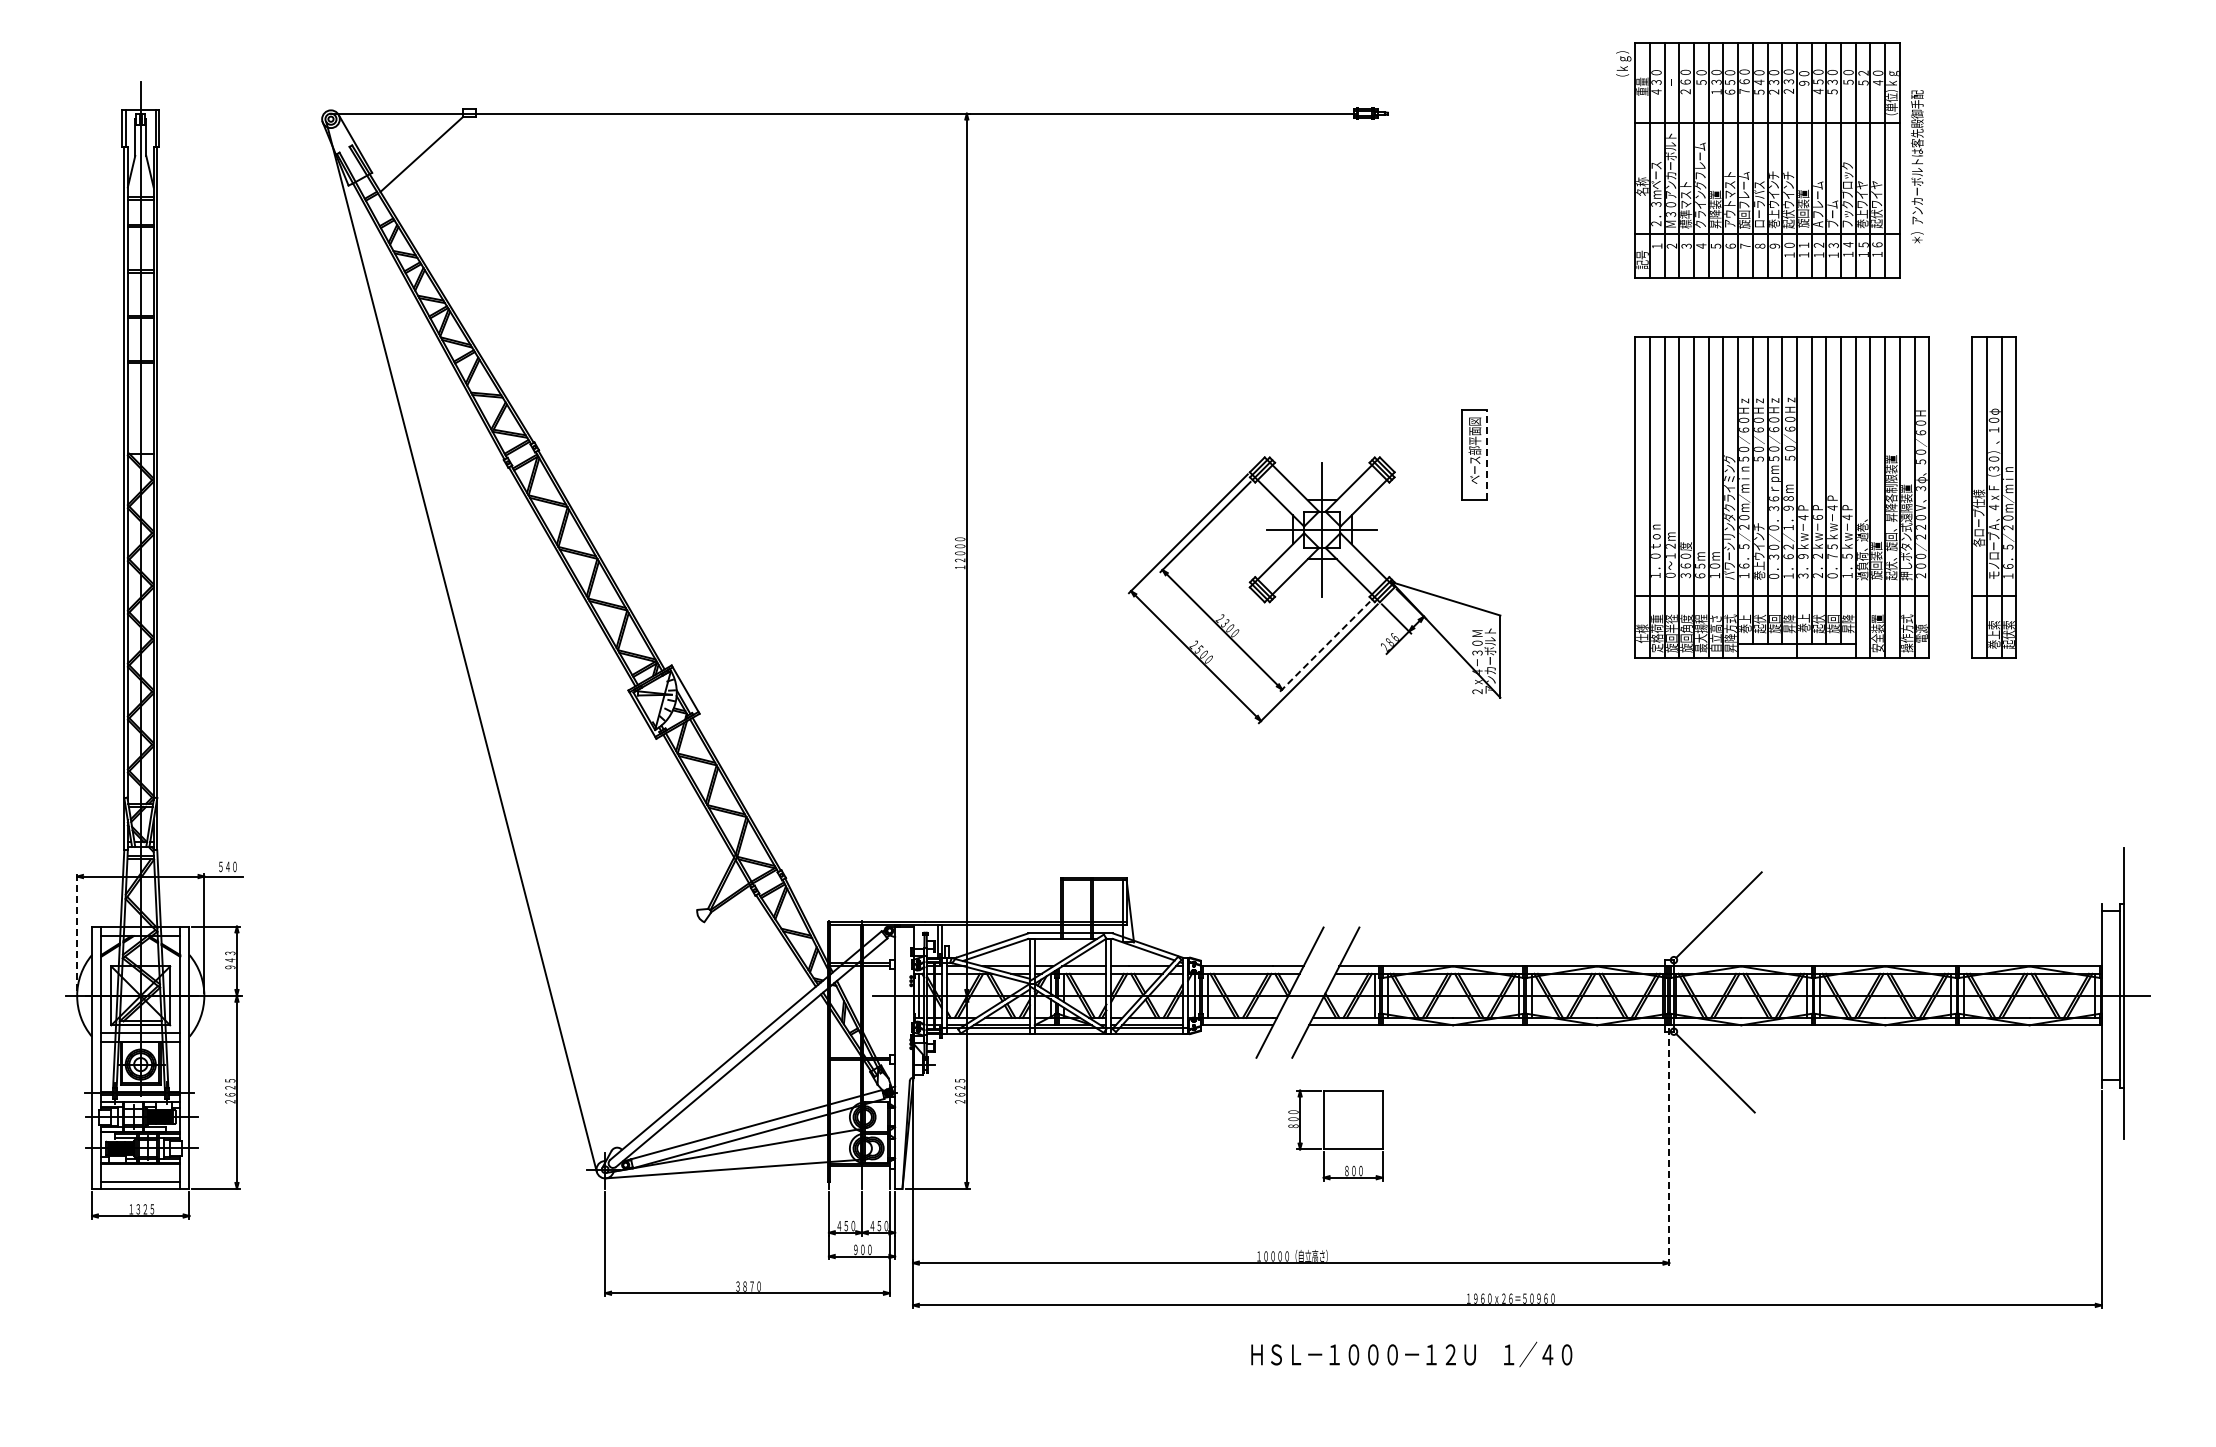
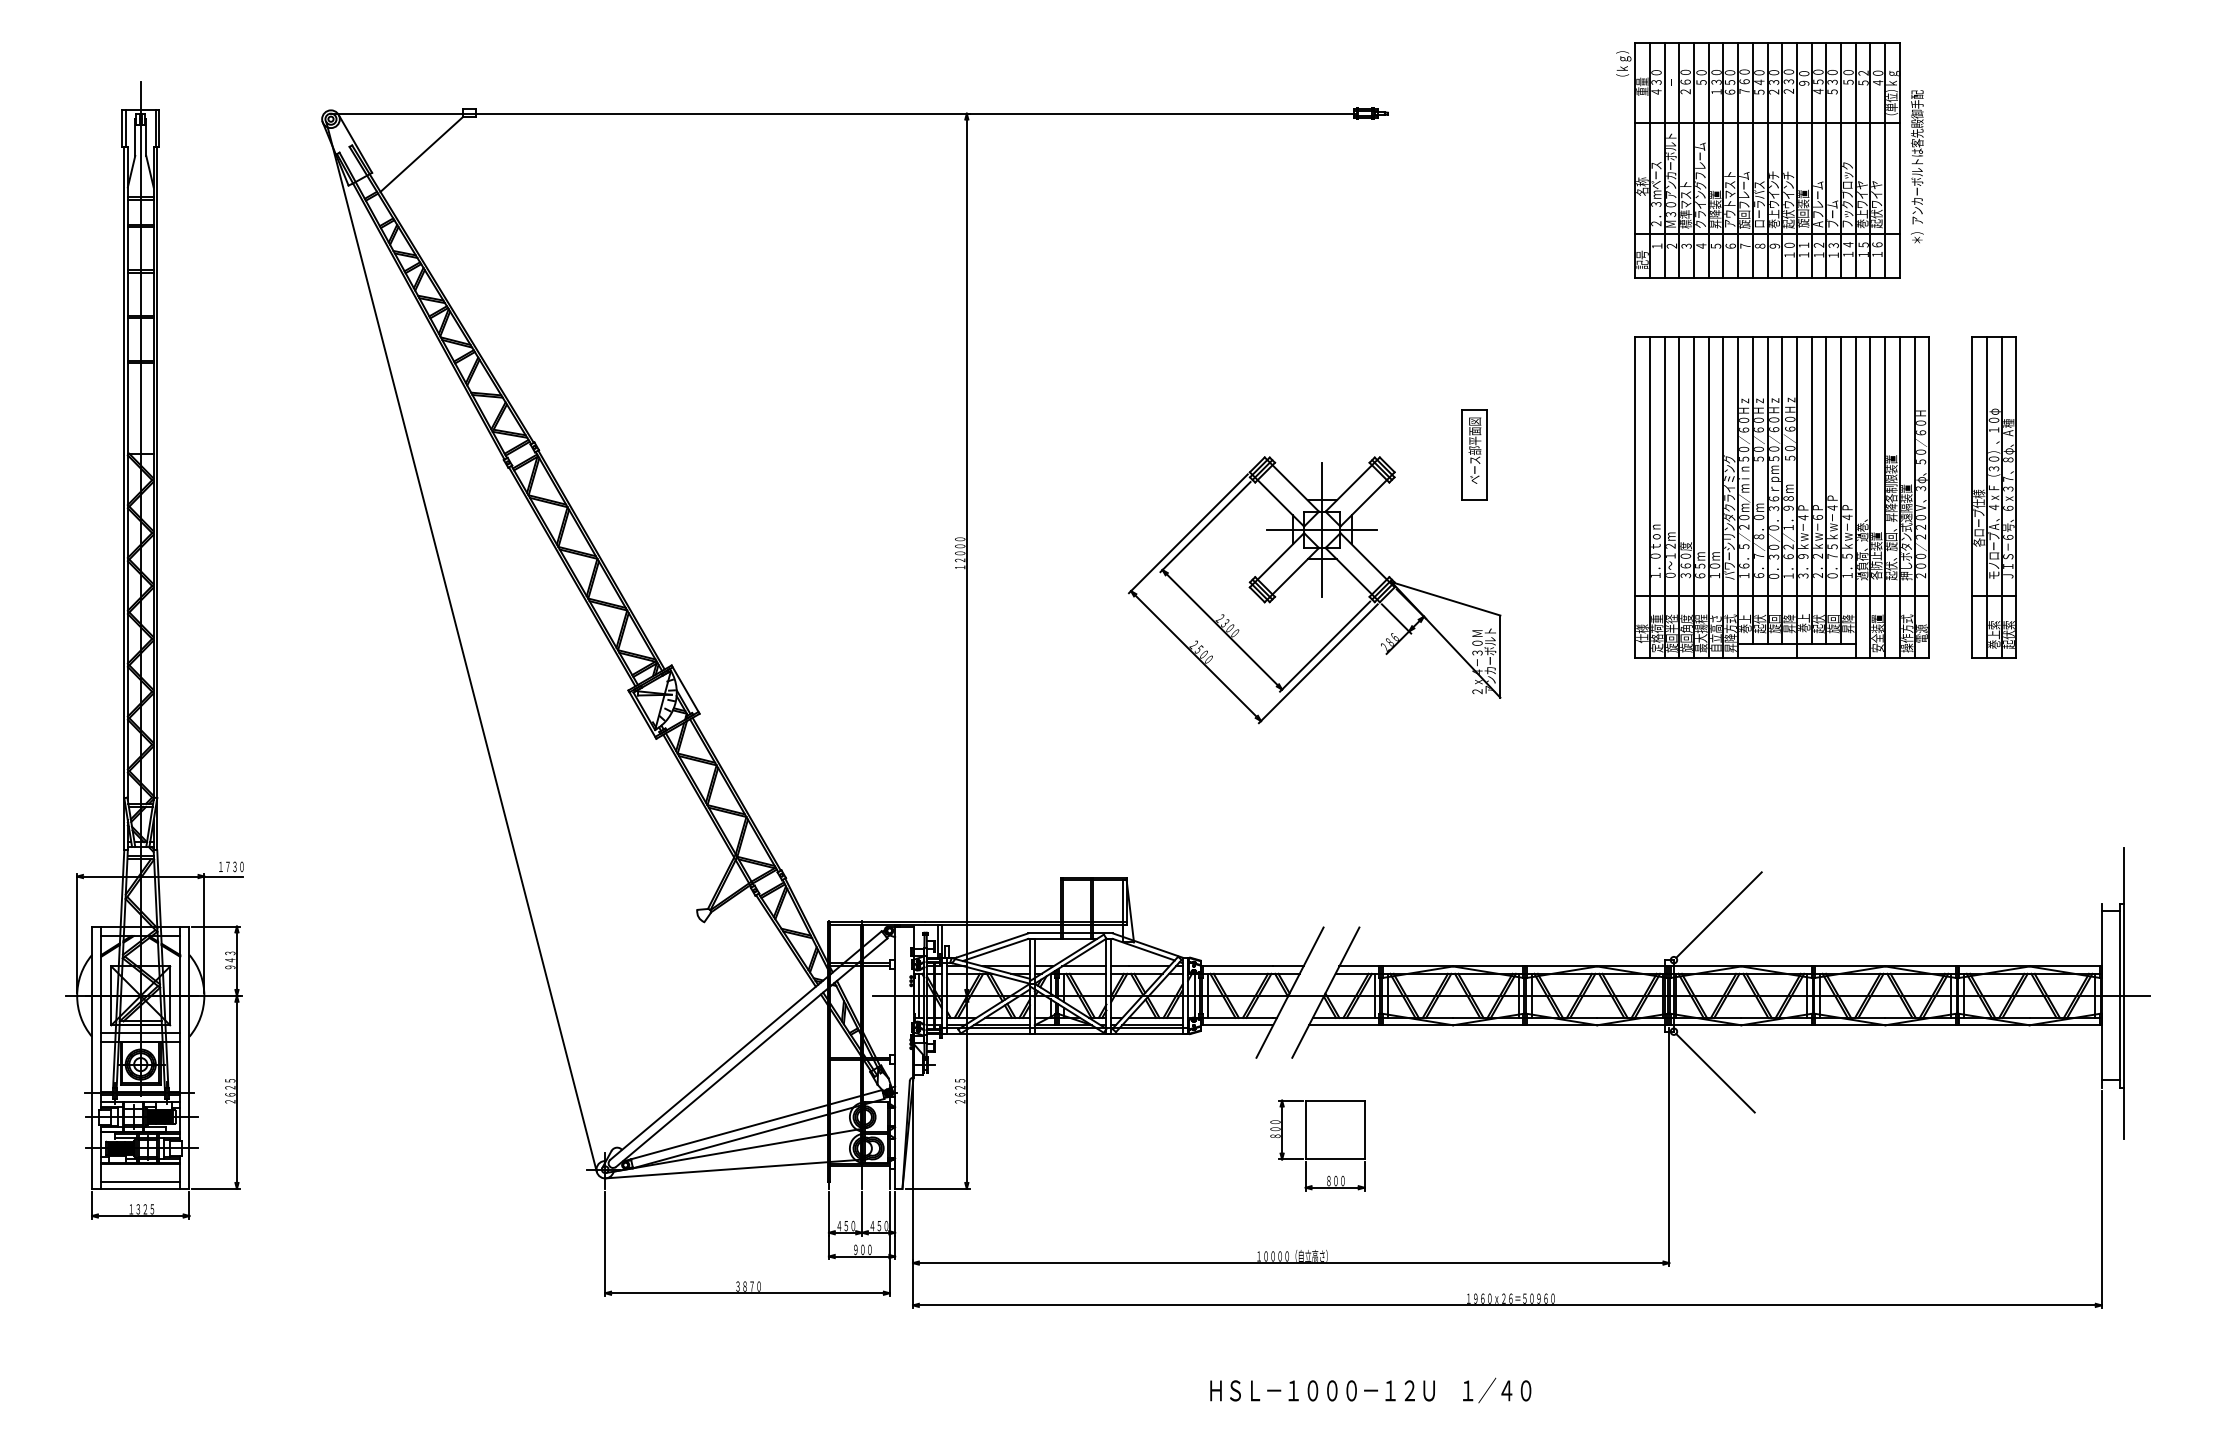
line: dashed -> solid (1487, 454)
text: １６．５／２０ｍ／ｍｉｎ -> ＪＩＳ－６号、６ｘ３７、８φ、Ａ種 (2008, 498)
text: 巻上ウインチ -> ６．７／８．０ｍ (1759, 541)
text: 旋回装置 -> 各防止装置 (1876, 555)
line: dashed -> solid (1325, 646)
text: ５４０ -> １７３０ (231, 866)
line: dashed -> solid (77, 933)
part position: (1335, 1135) -> (1317, 1145) (1317, 1145)
line: dashed -> solid (1669, 1147)
text position: (1411, 1354) -> (1370, 1390) (1370, 1390)
